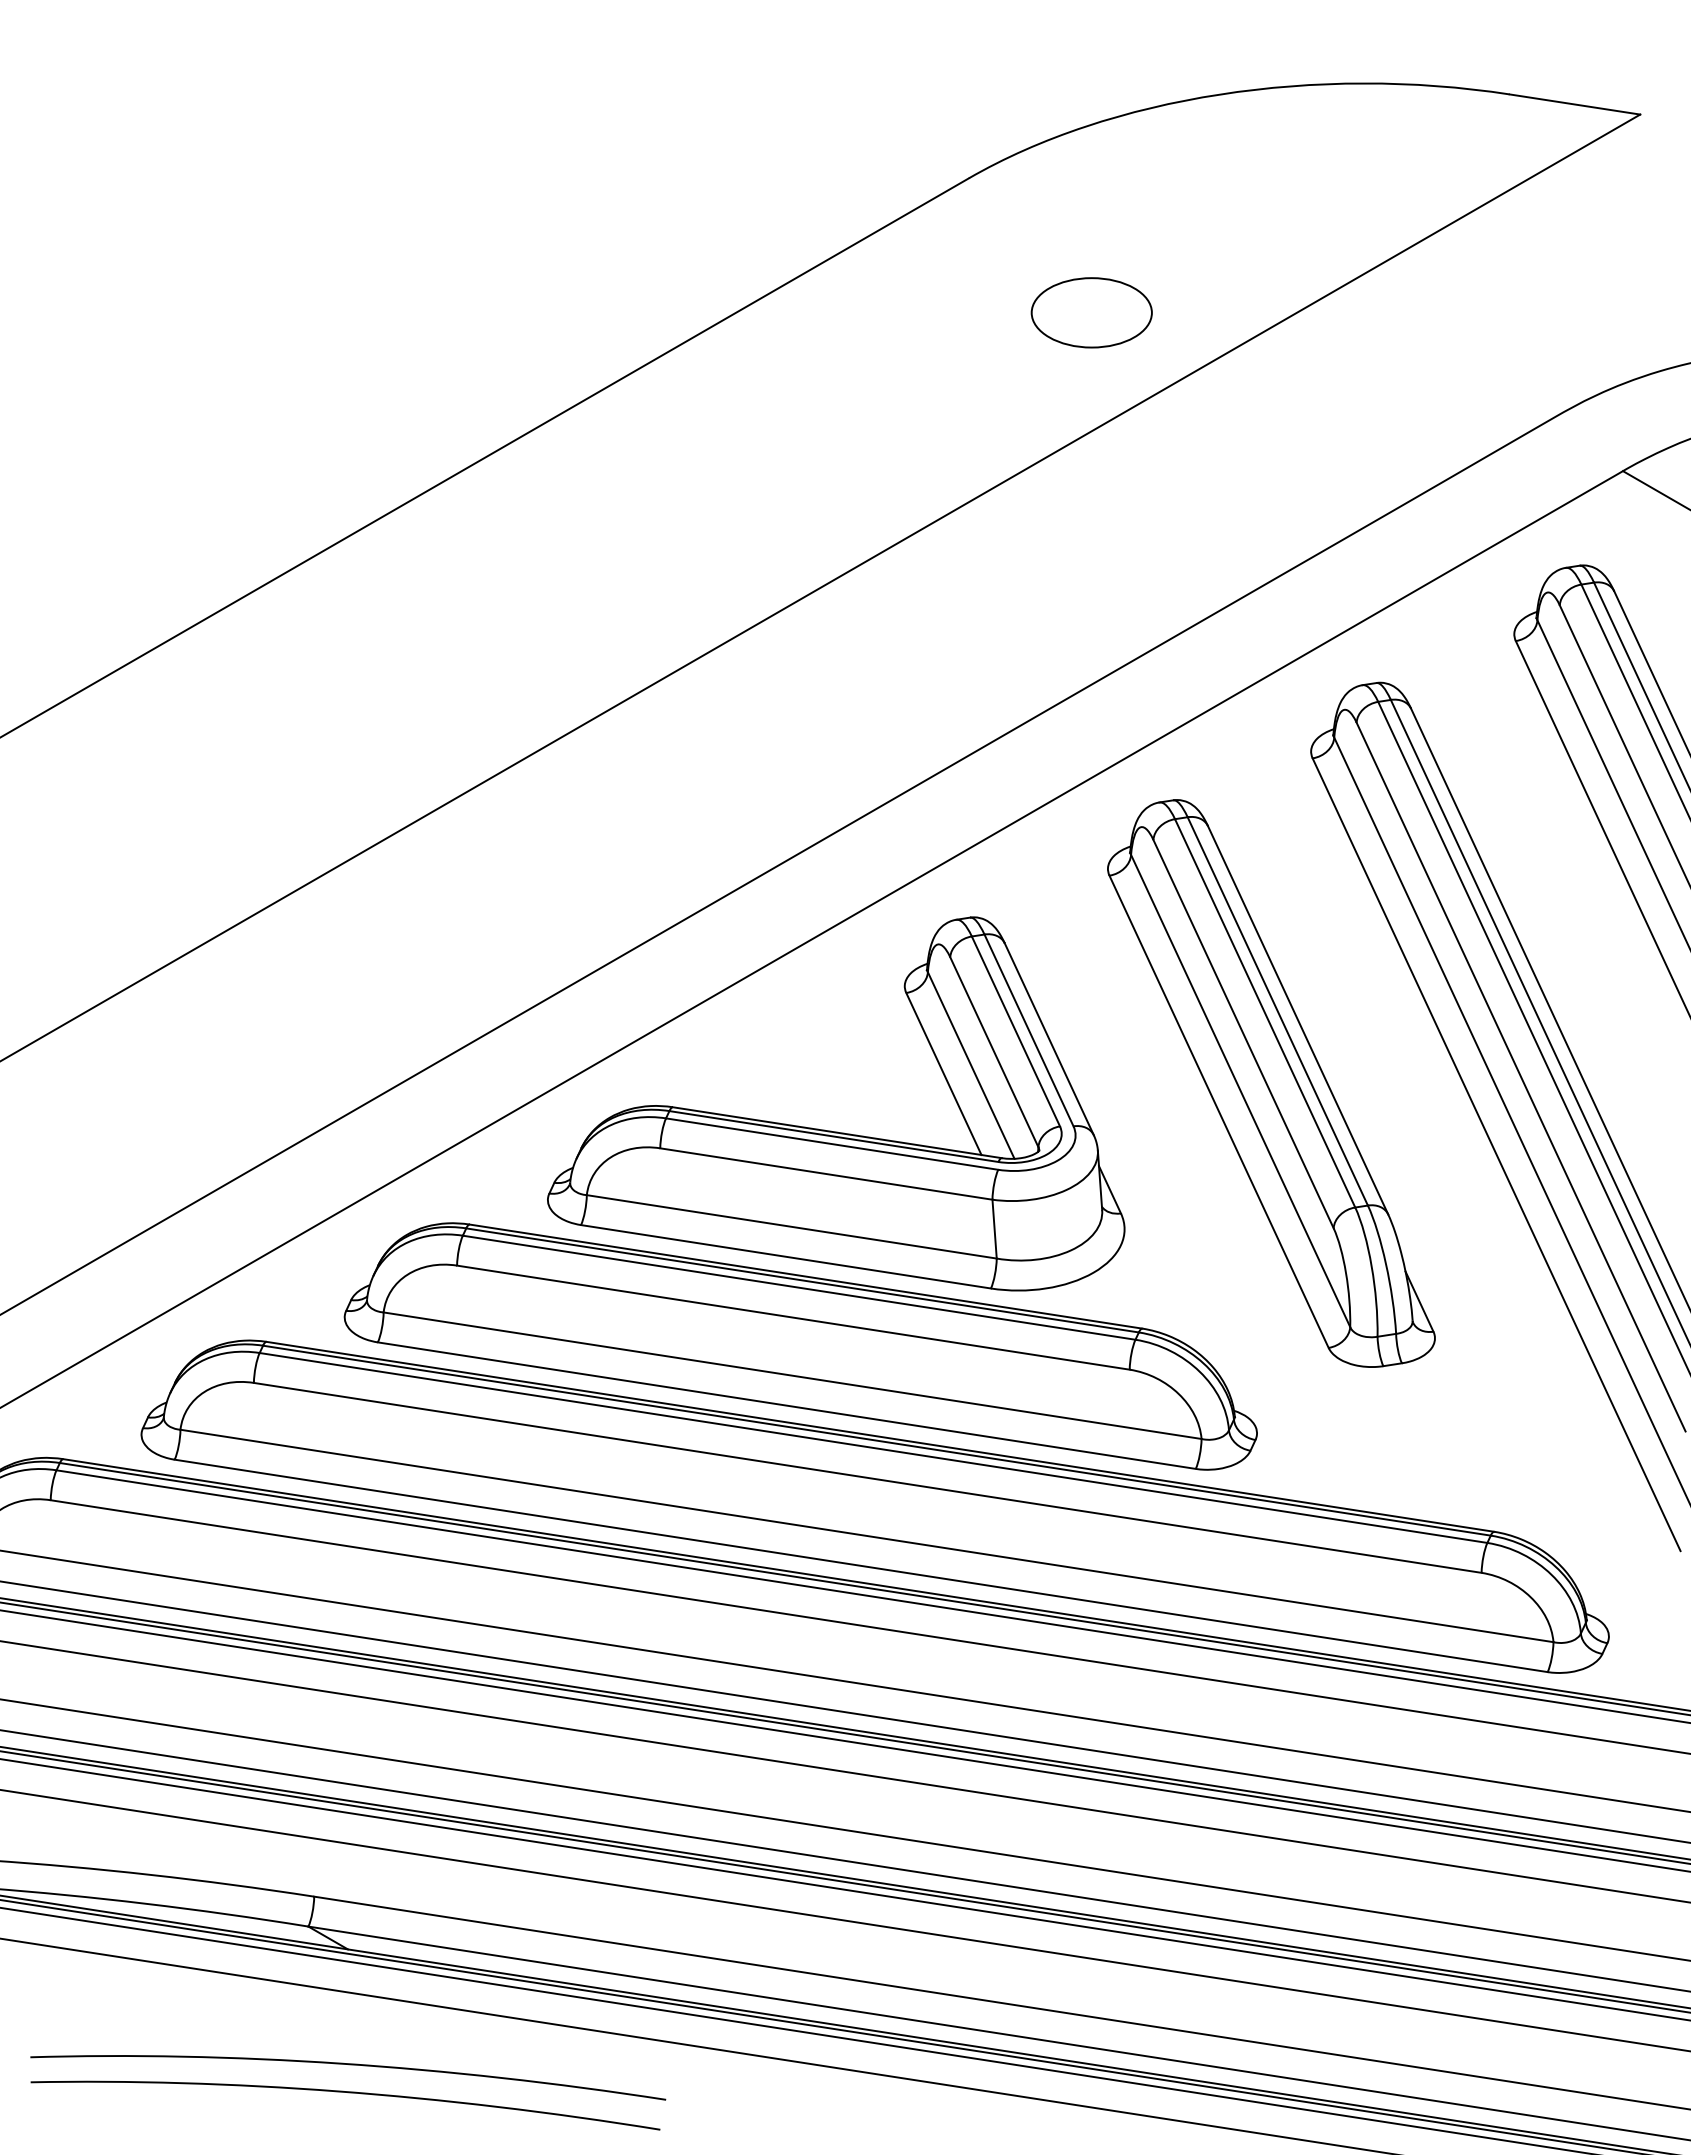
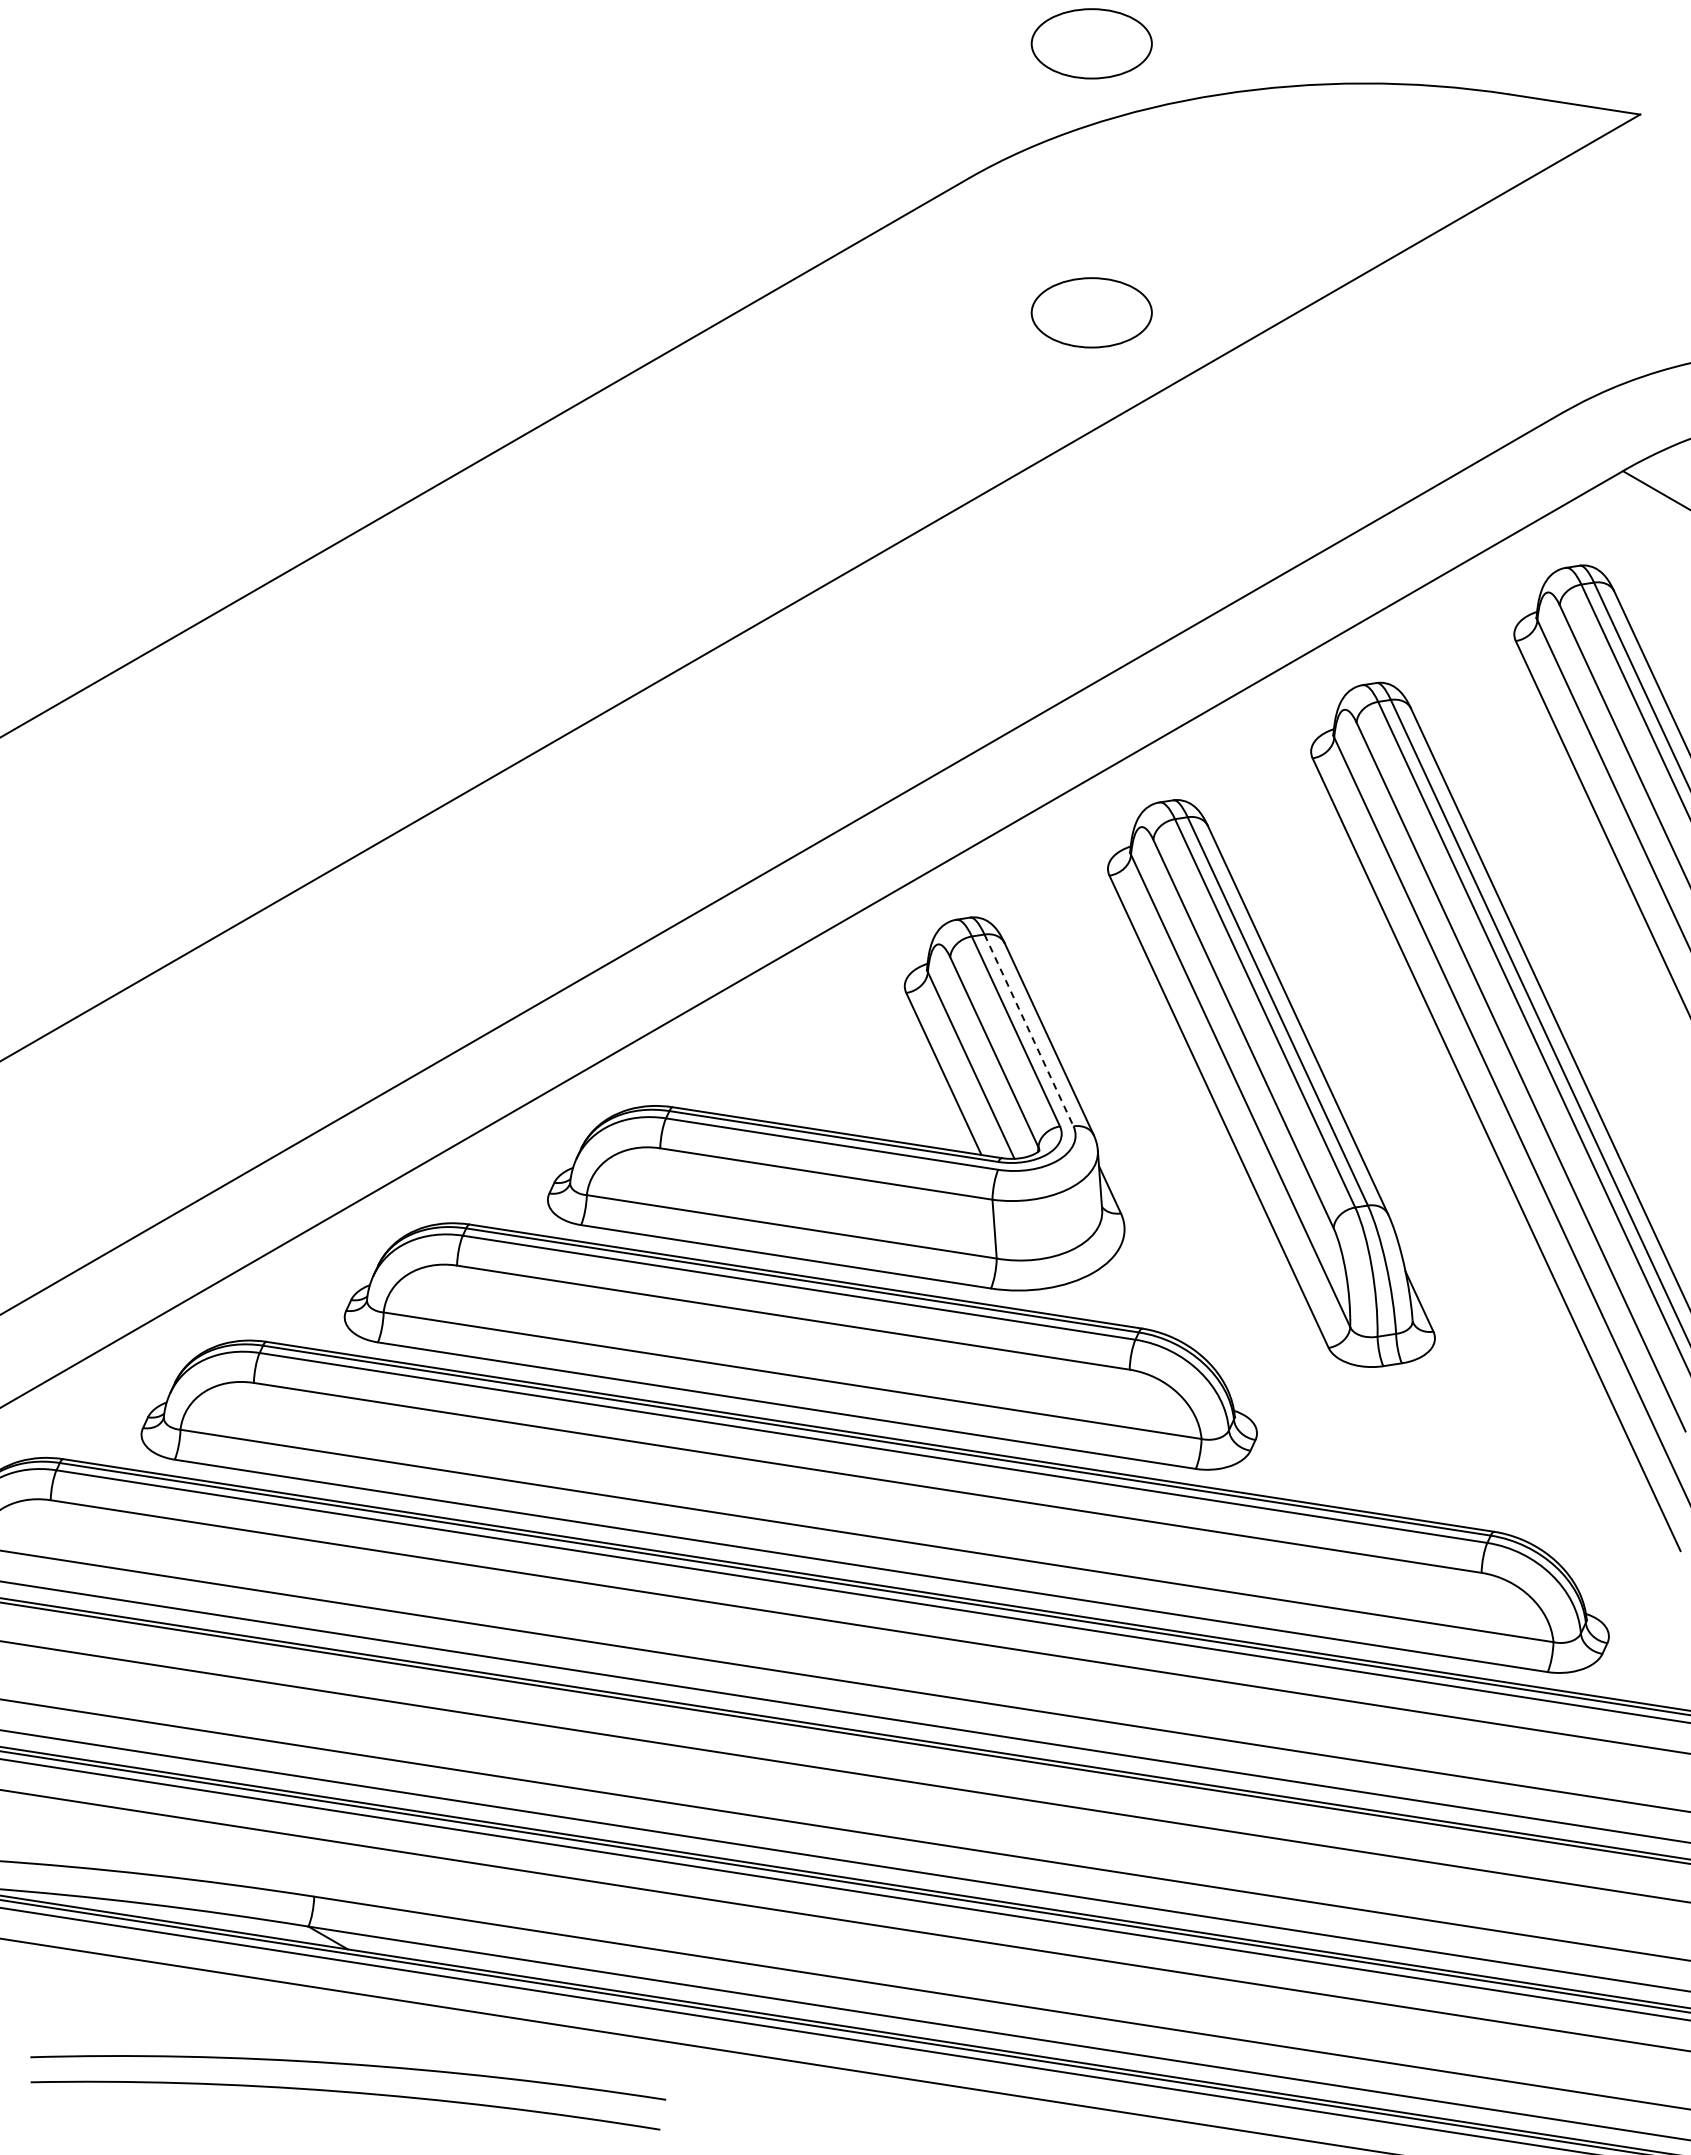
part: none -> present (1091, 43)
line: solid -> dashed (1029, 1030)
line: present -> none (844, 1740)
